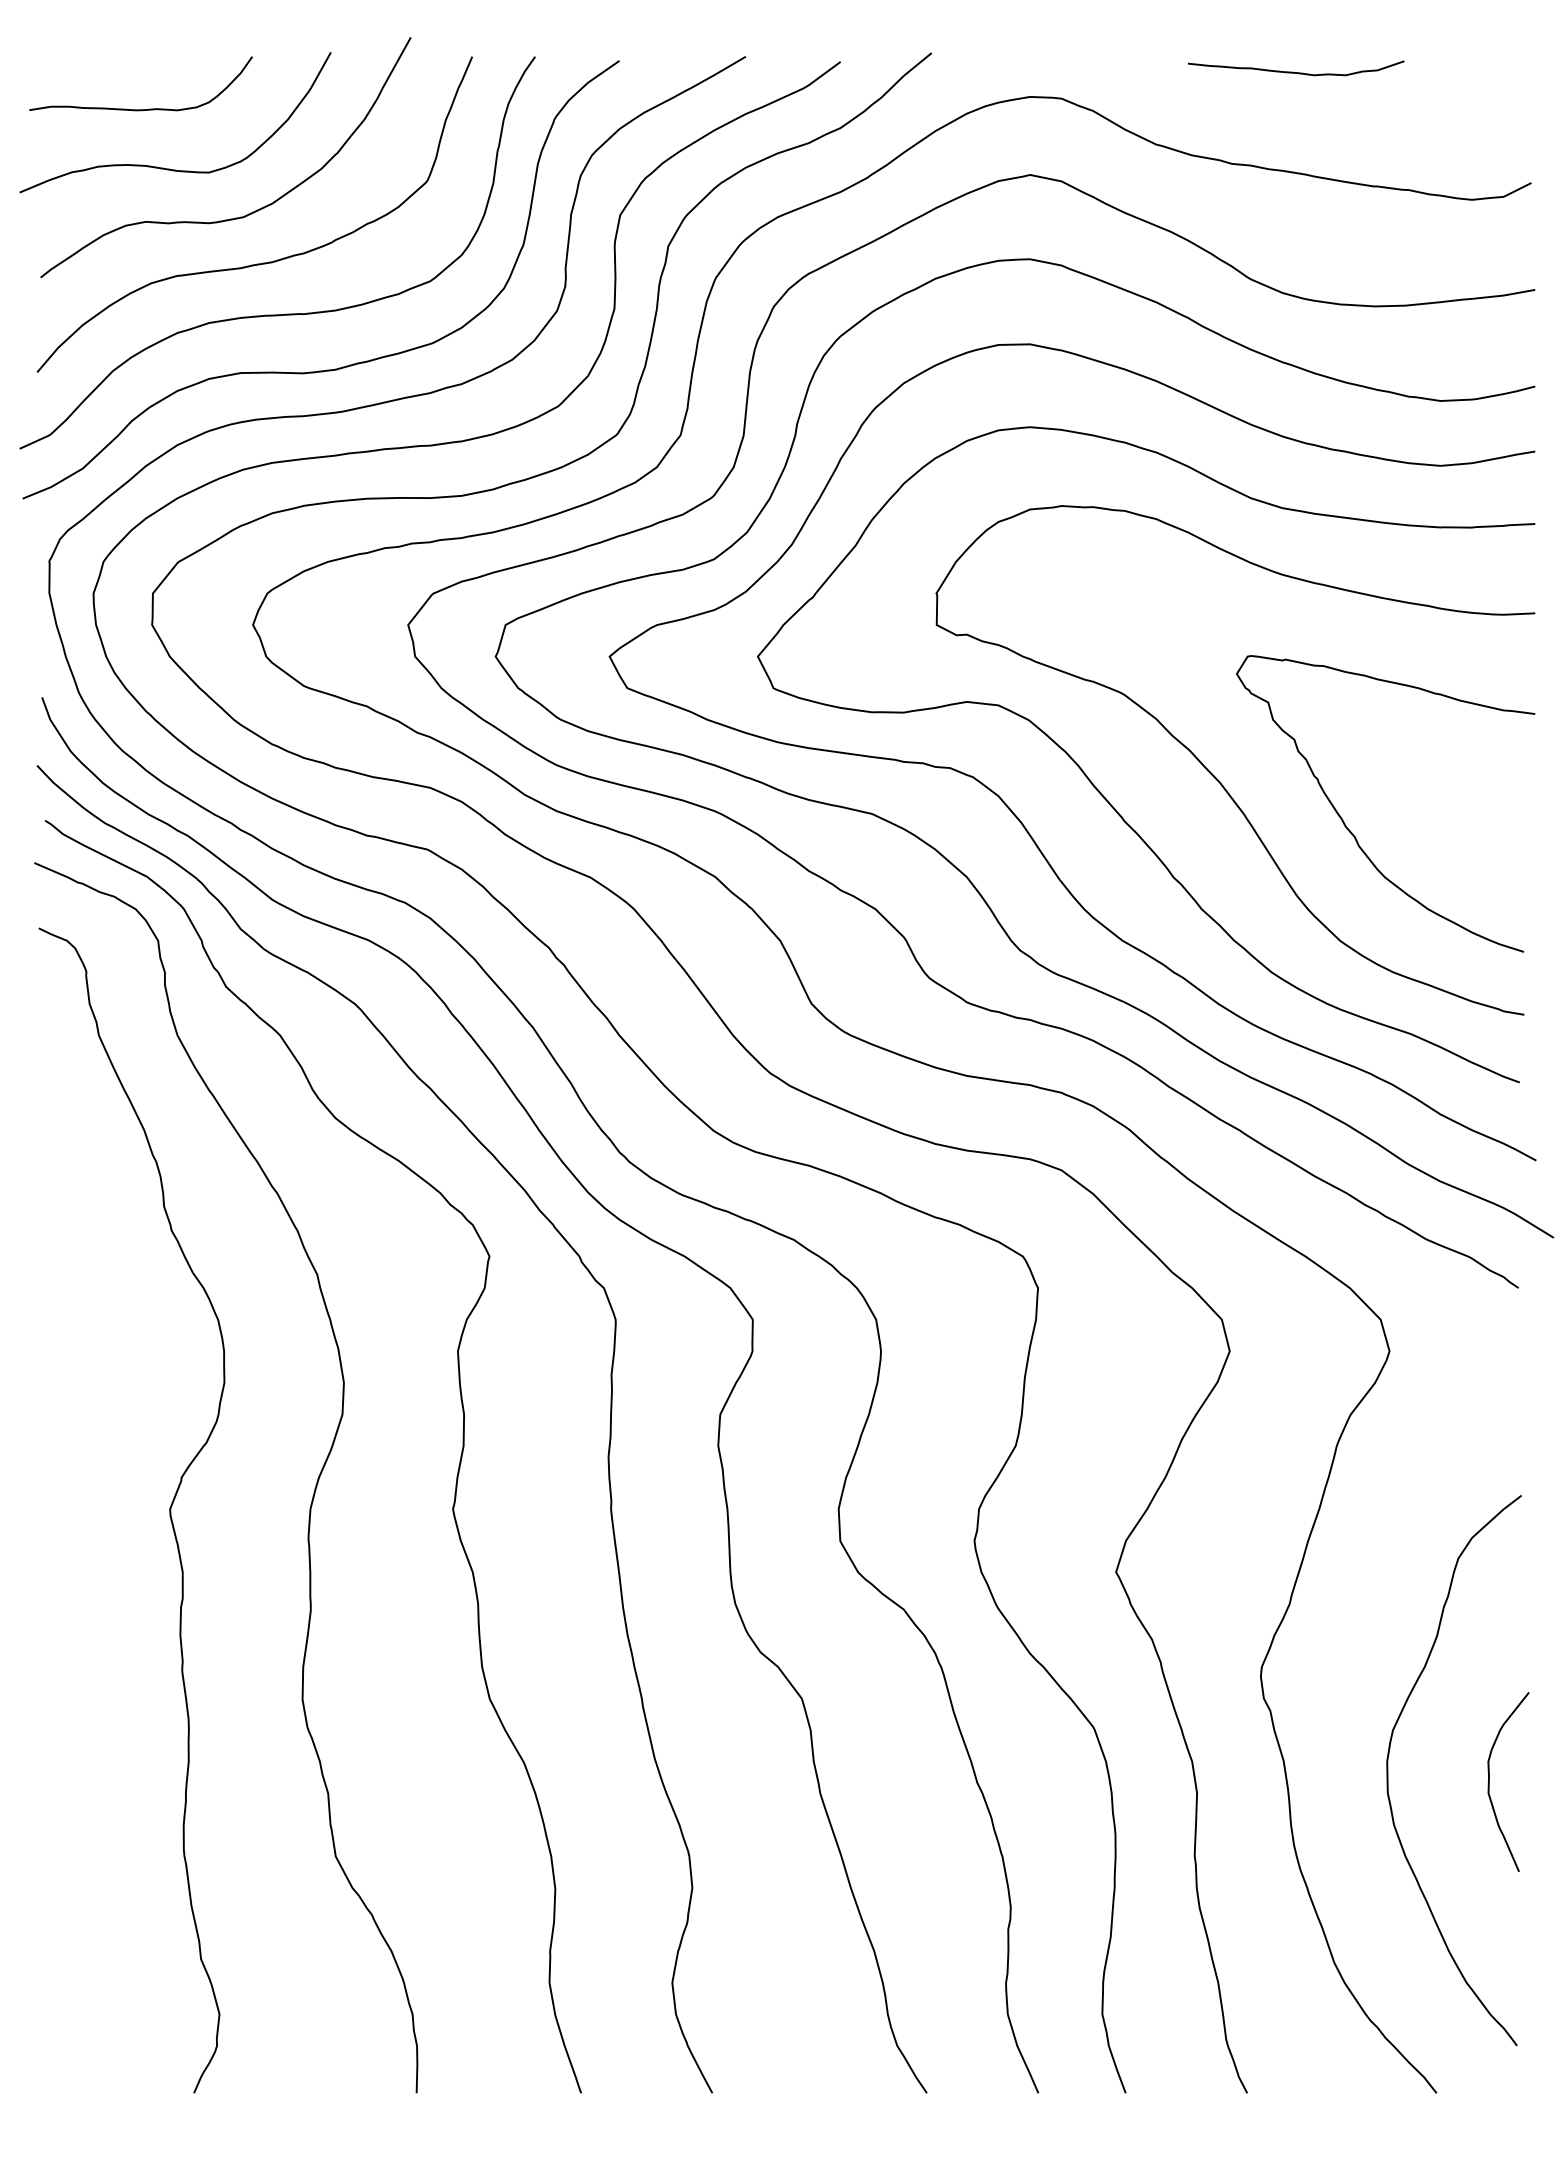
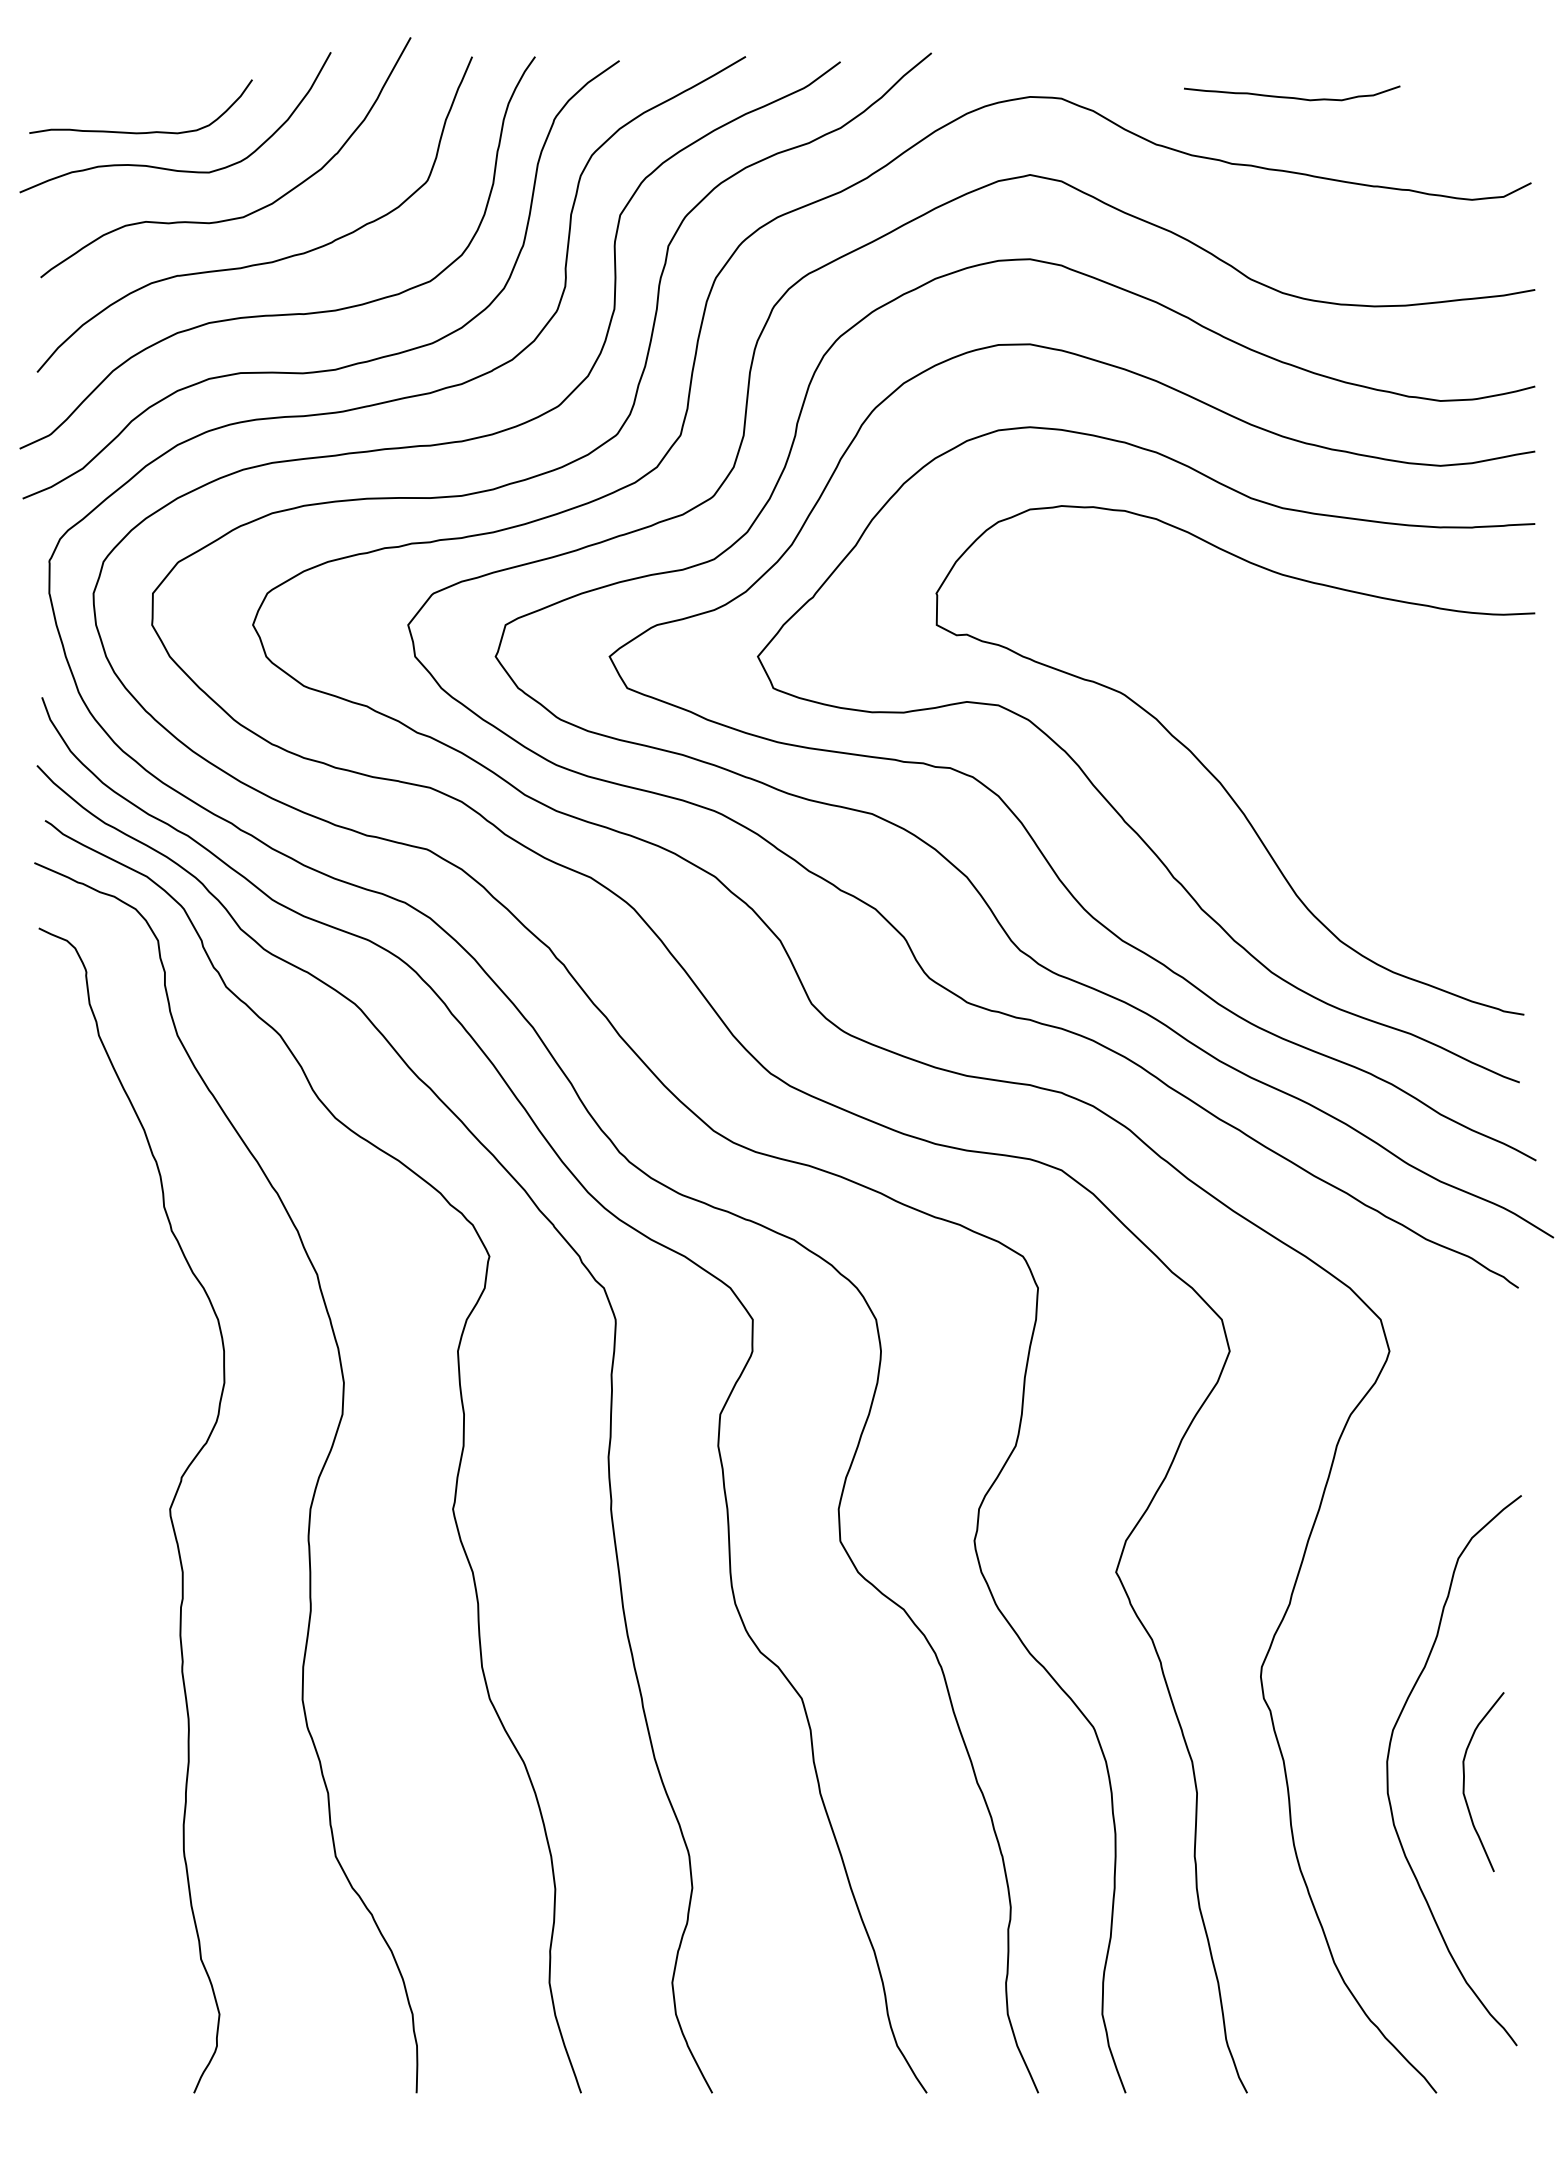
curve position: (1296, 72) -> (1292, 97) (1292, 97)
curve position: (140, 109) -> (140, 132) (140, 132)
curve: present -> none (1352, 832)
curve position: (1489, 1782) -> (1464, 1782) (1464, 1782)
